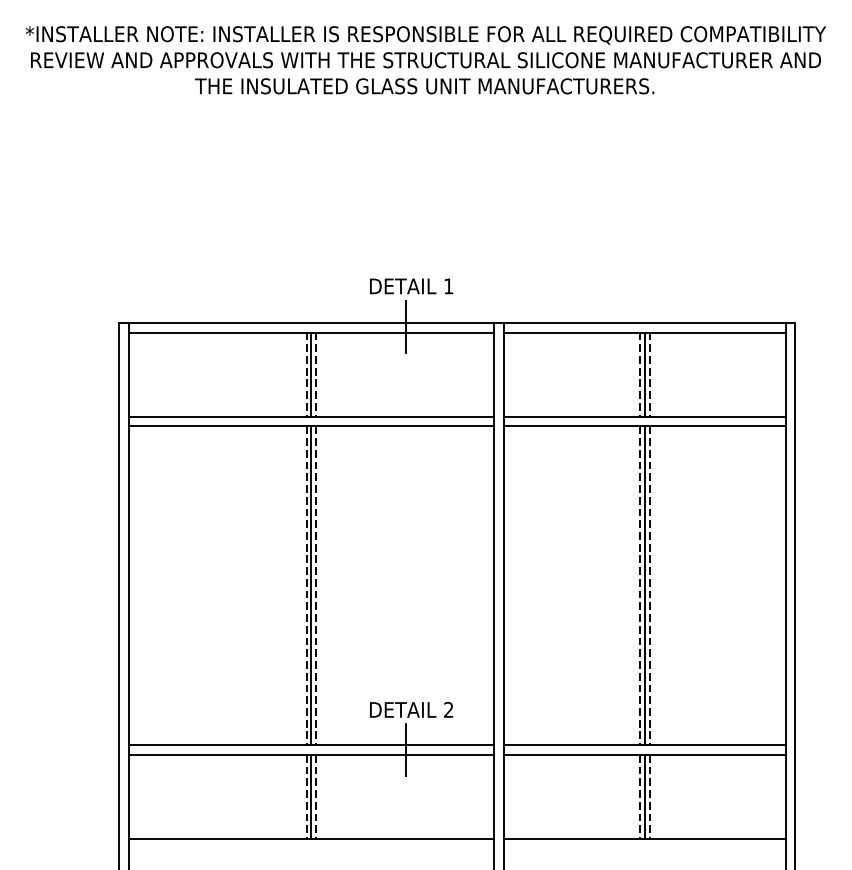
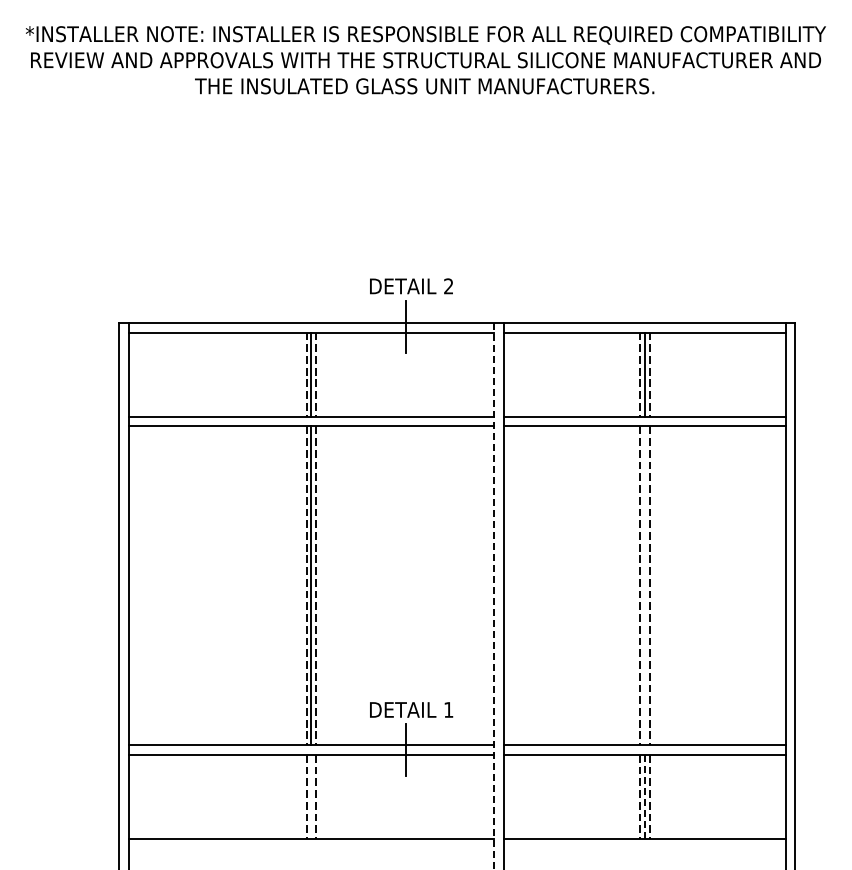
text: 1 -> 2 (448, 286)
line: present -> none (644, 585)
line: solid -> dashed (494, 596)
text: 2 -> 1 (448, 709)
line: present -> none (311, 796)
line: solid -> dashed (644, 797)
